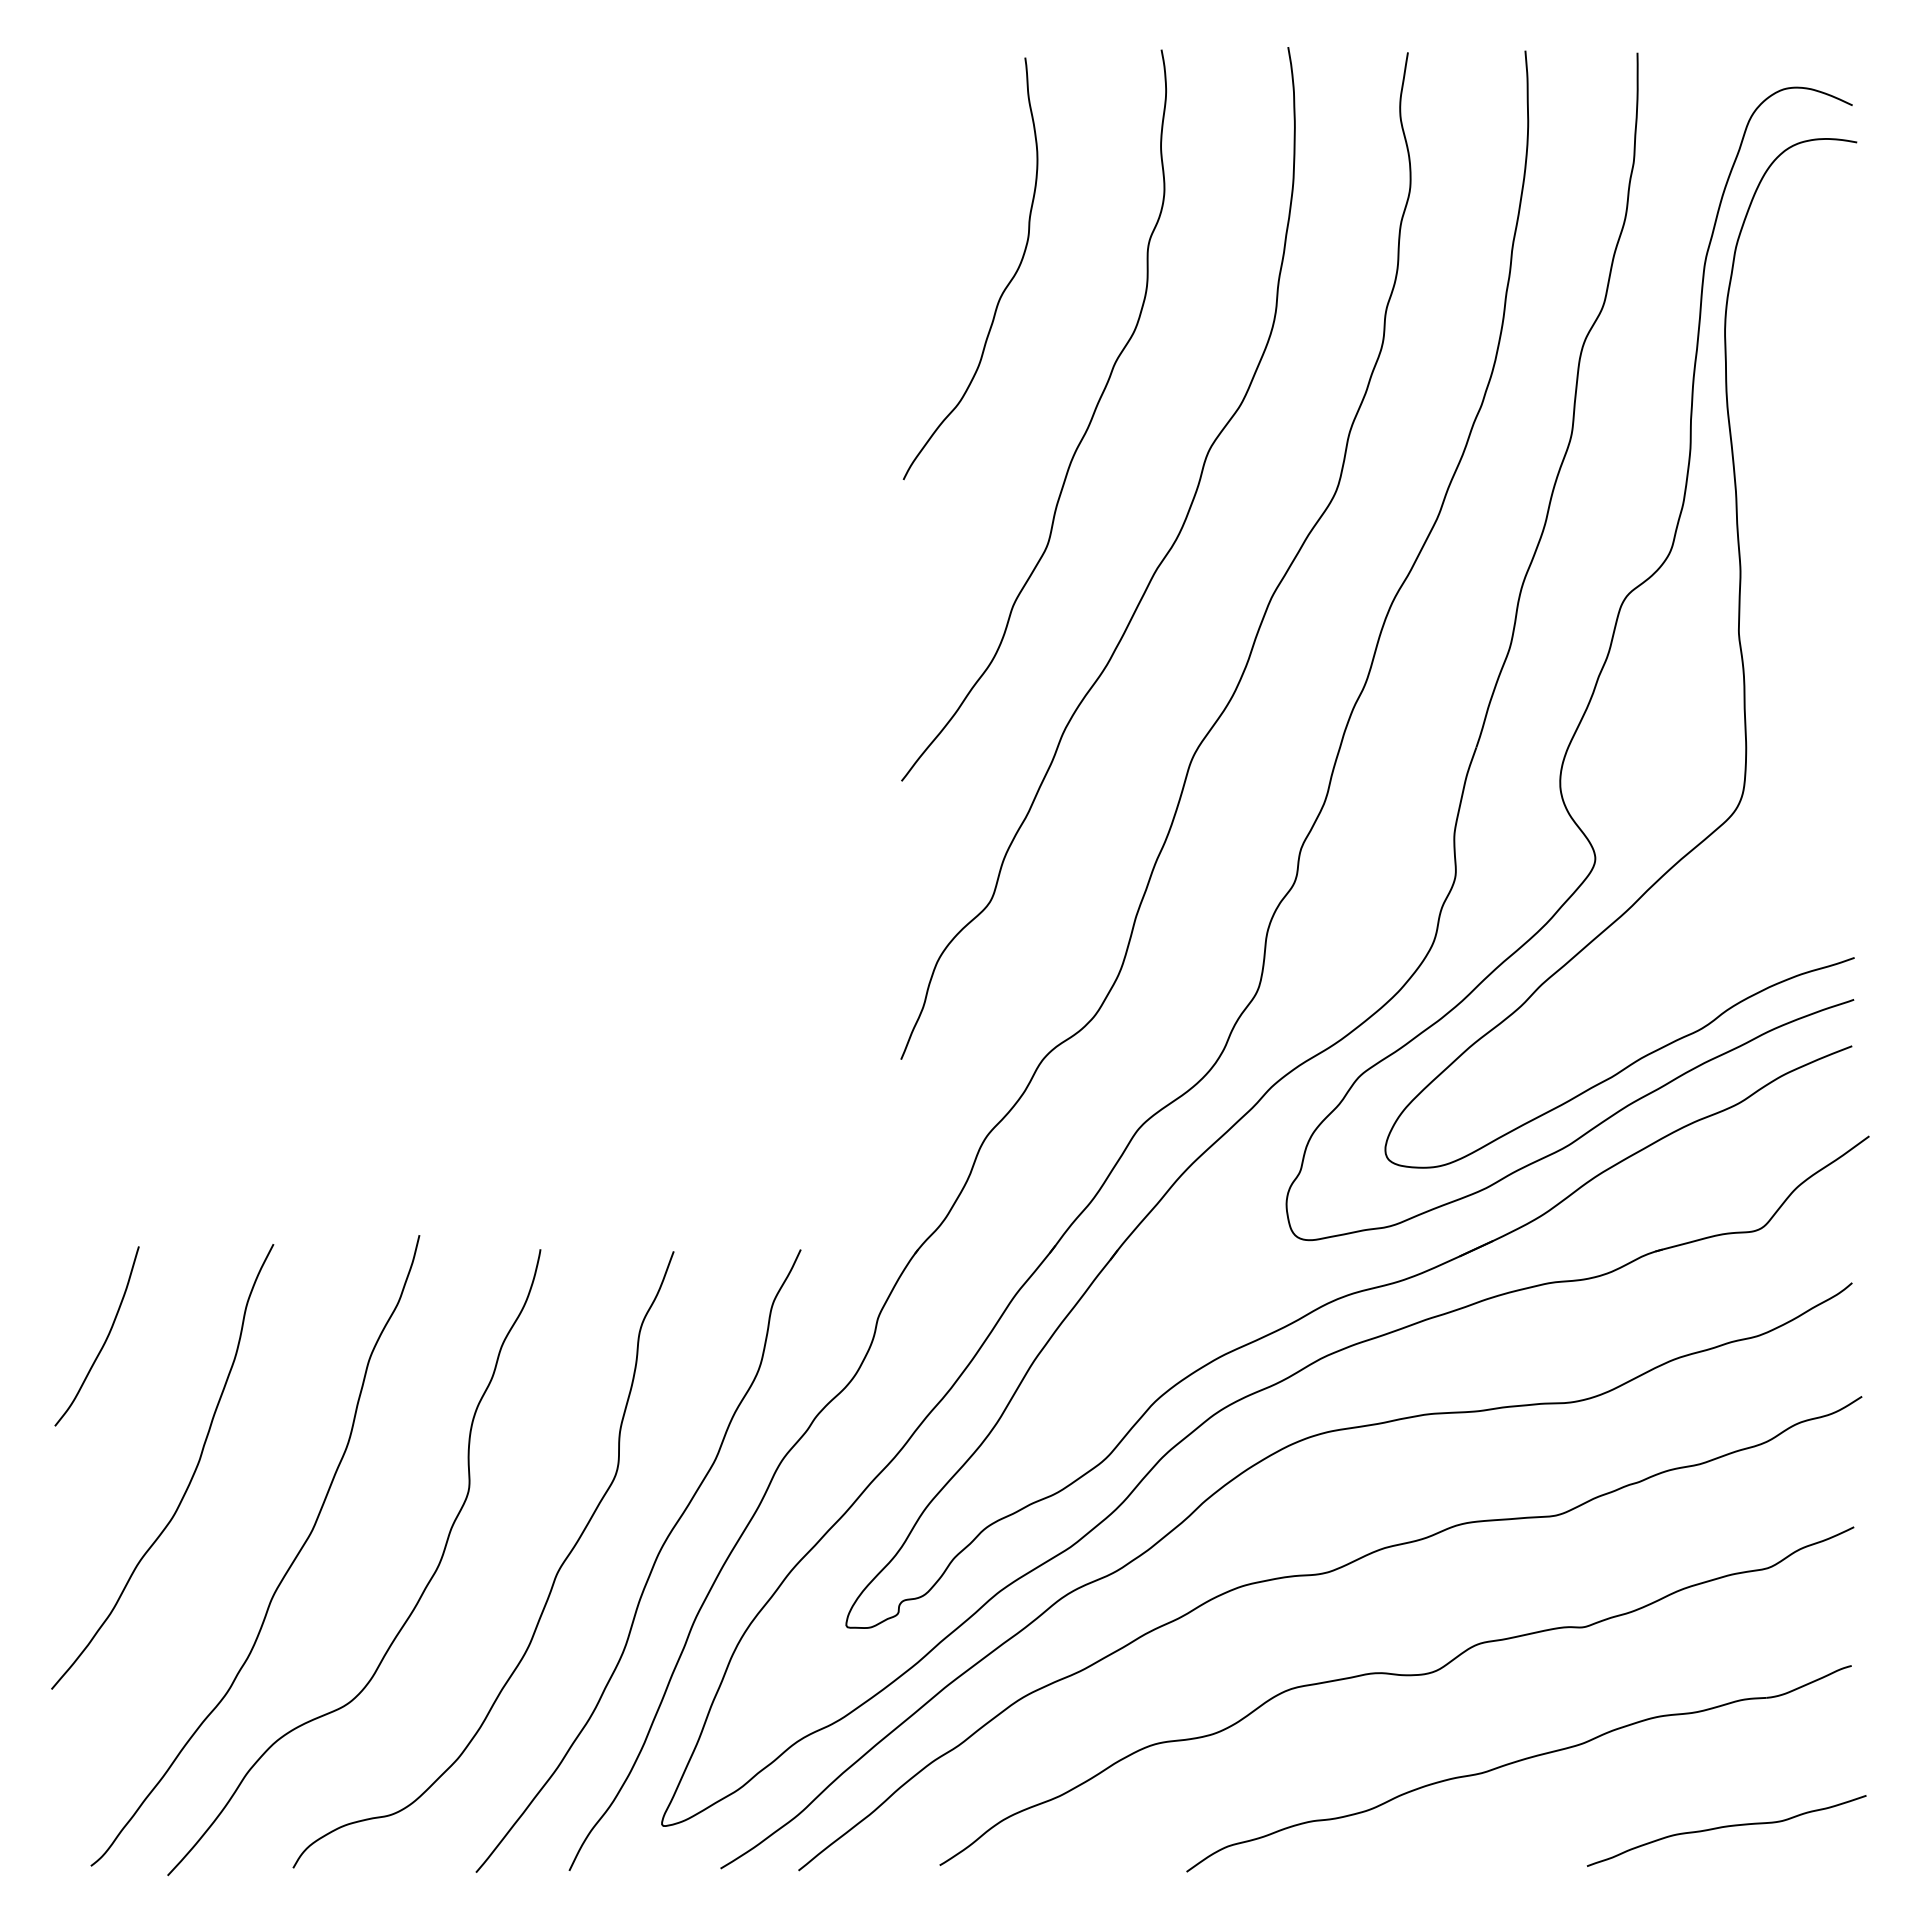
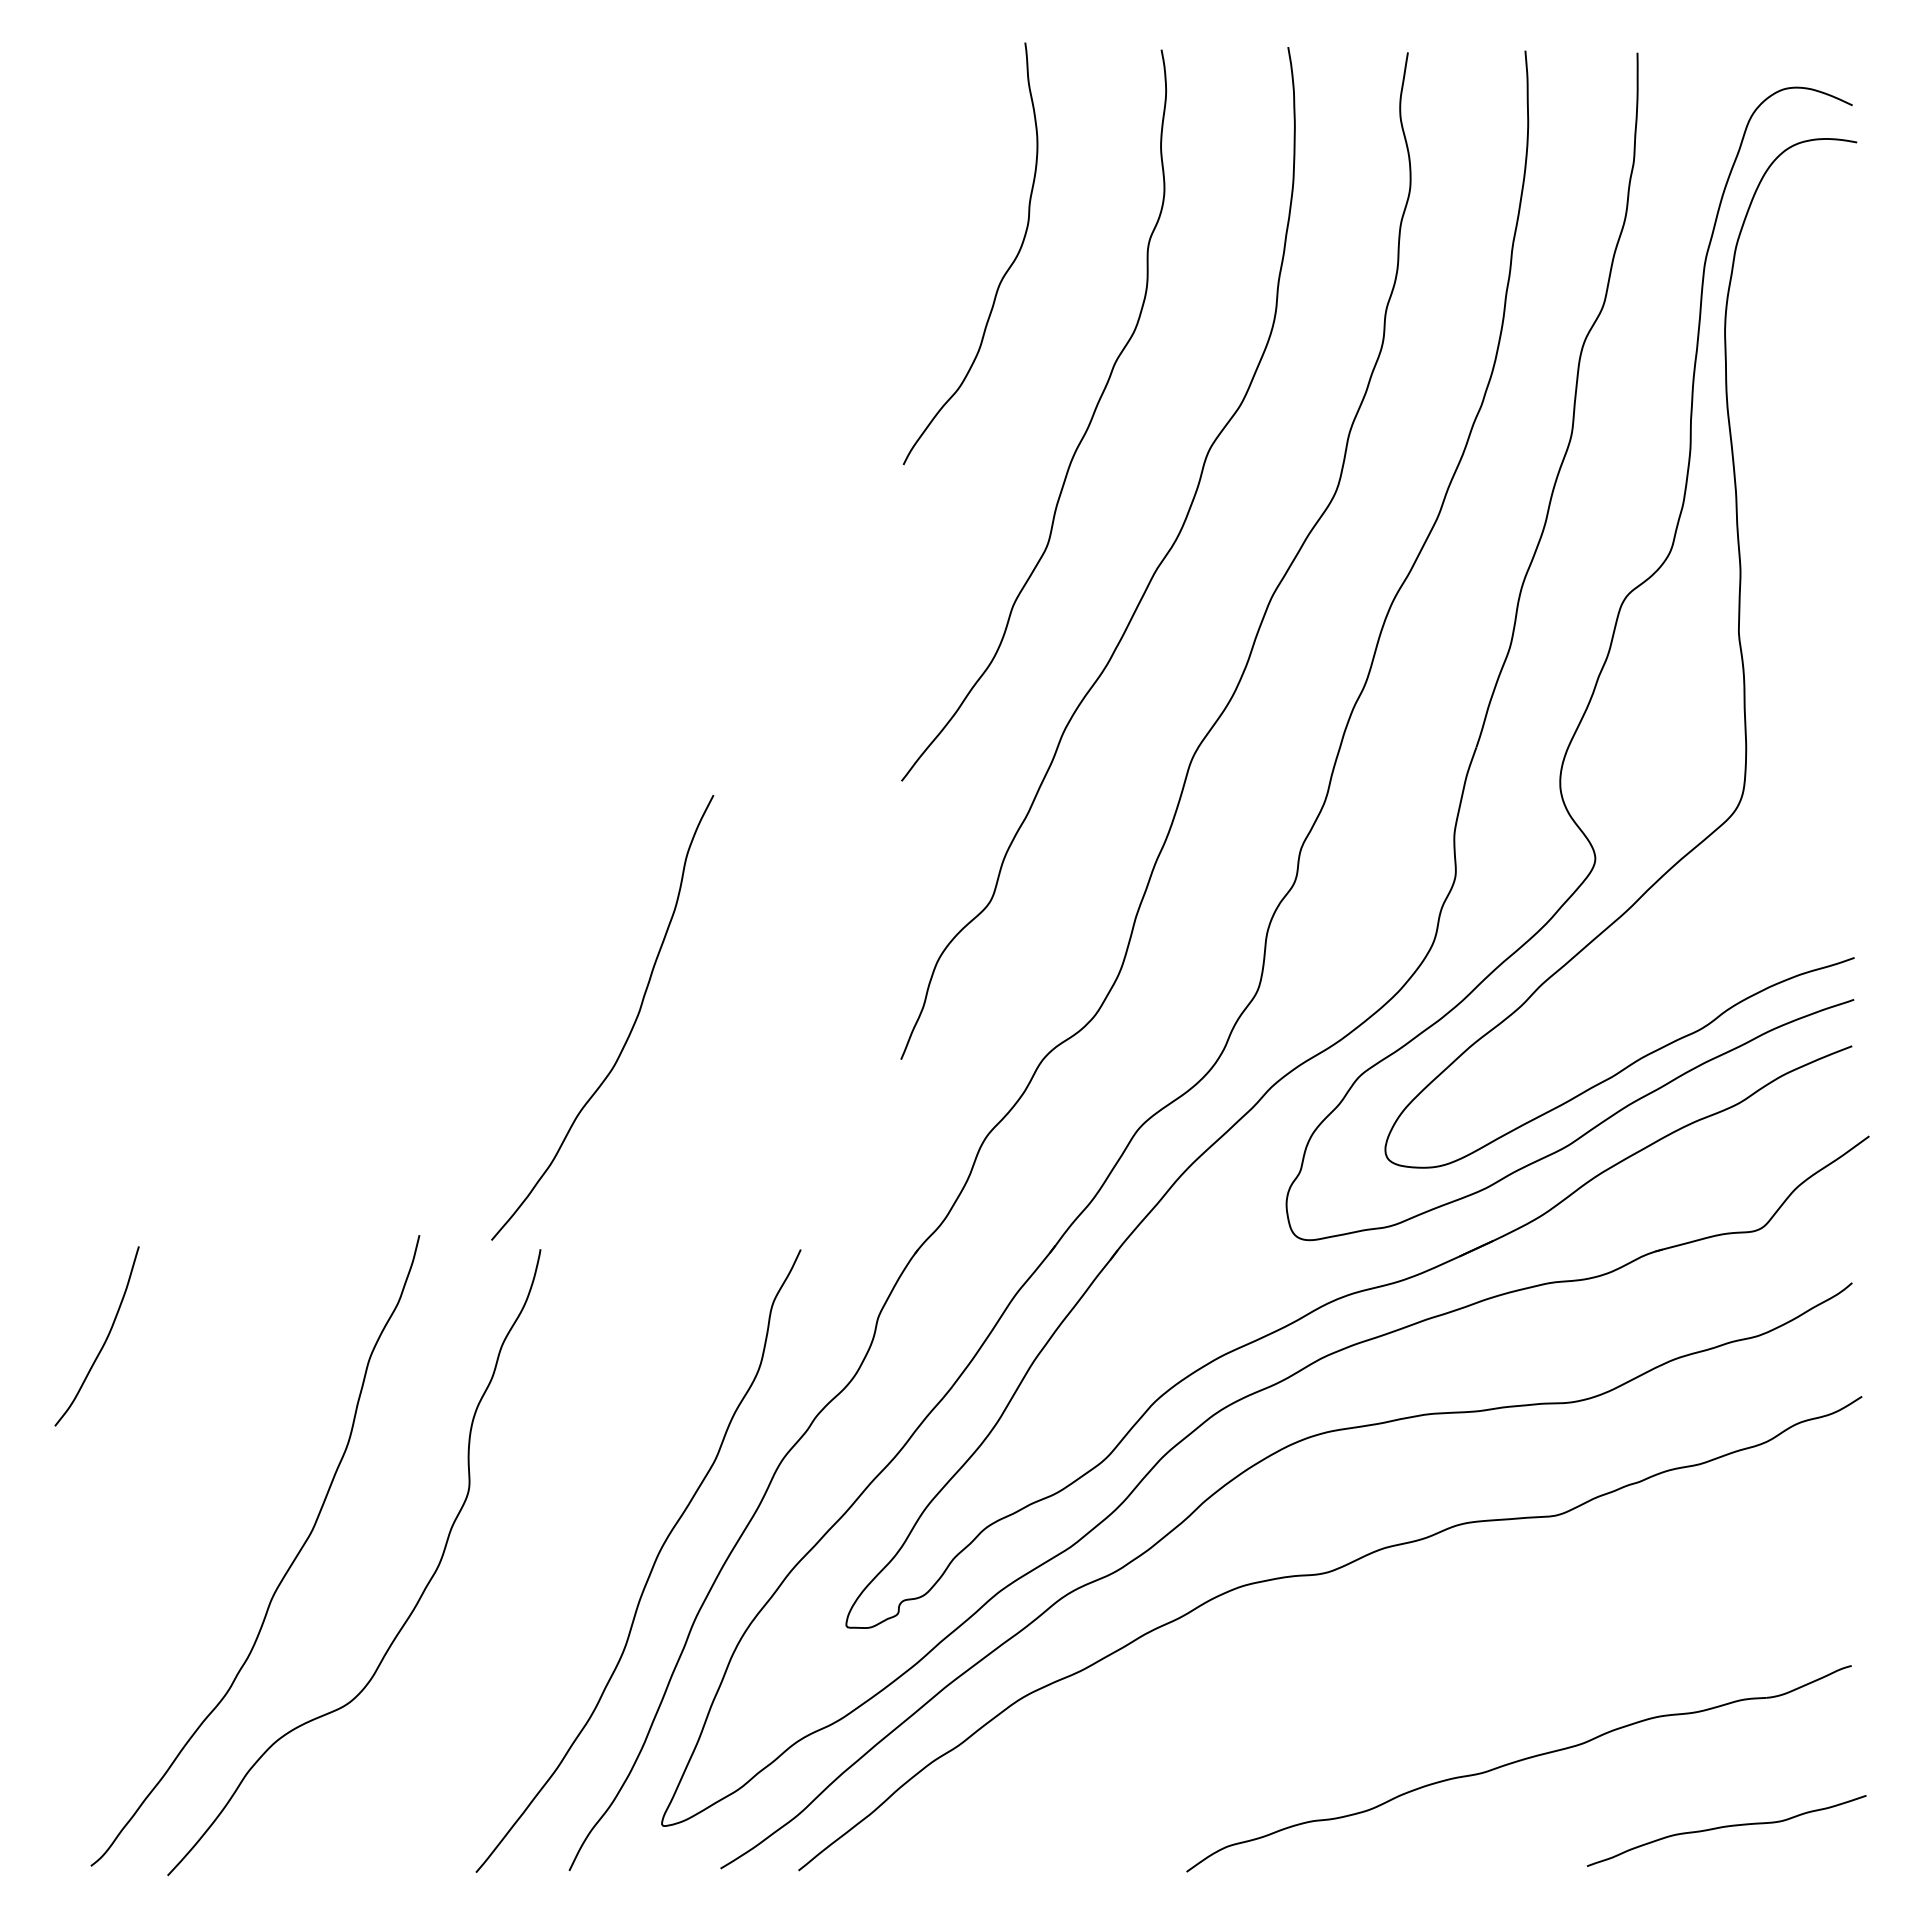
curve position: (1002, 291) -> (1002, 276) (1002, 276)
curve position: (191, 1476) -> (631, 1027) (631, 1027)
curve: present -> none (552, 1582)
curve: present -> none (1402, 1676)
